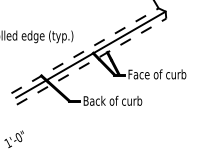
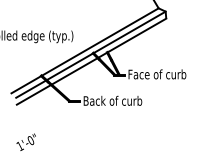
line: dashed -> solid (85, 50)
line: dashed -> solid (92, 61)
text position: (13, 138) -> (25, 141) (25, 141)
